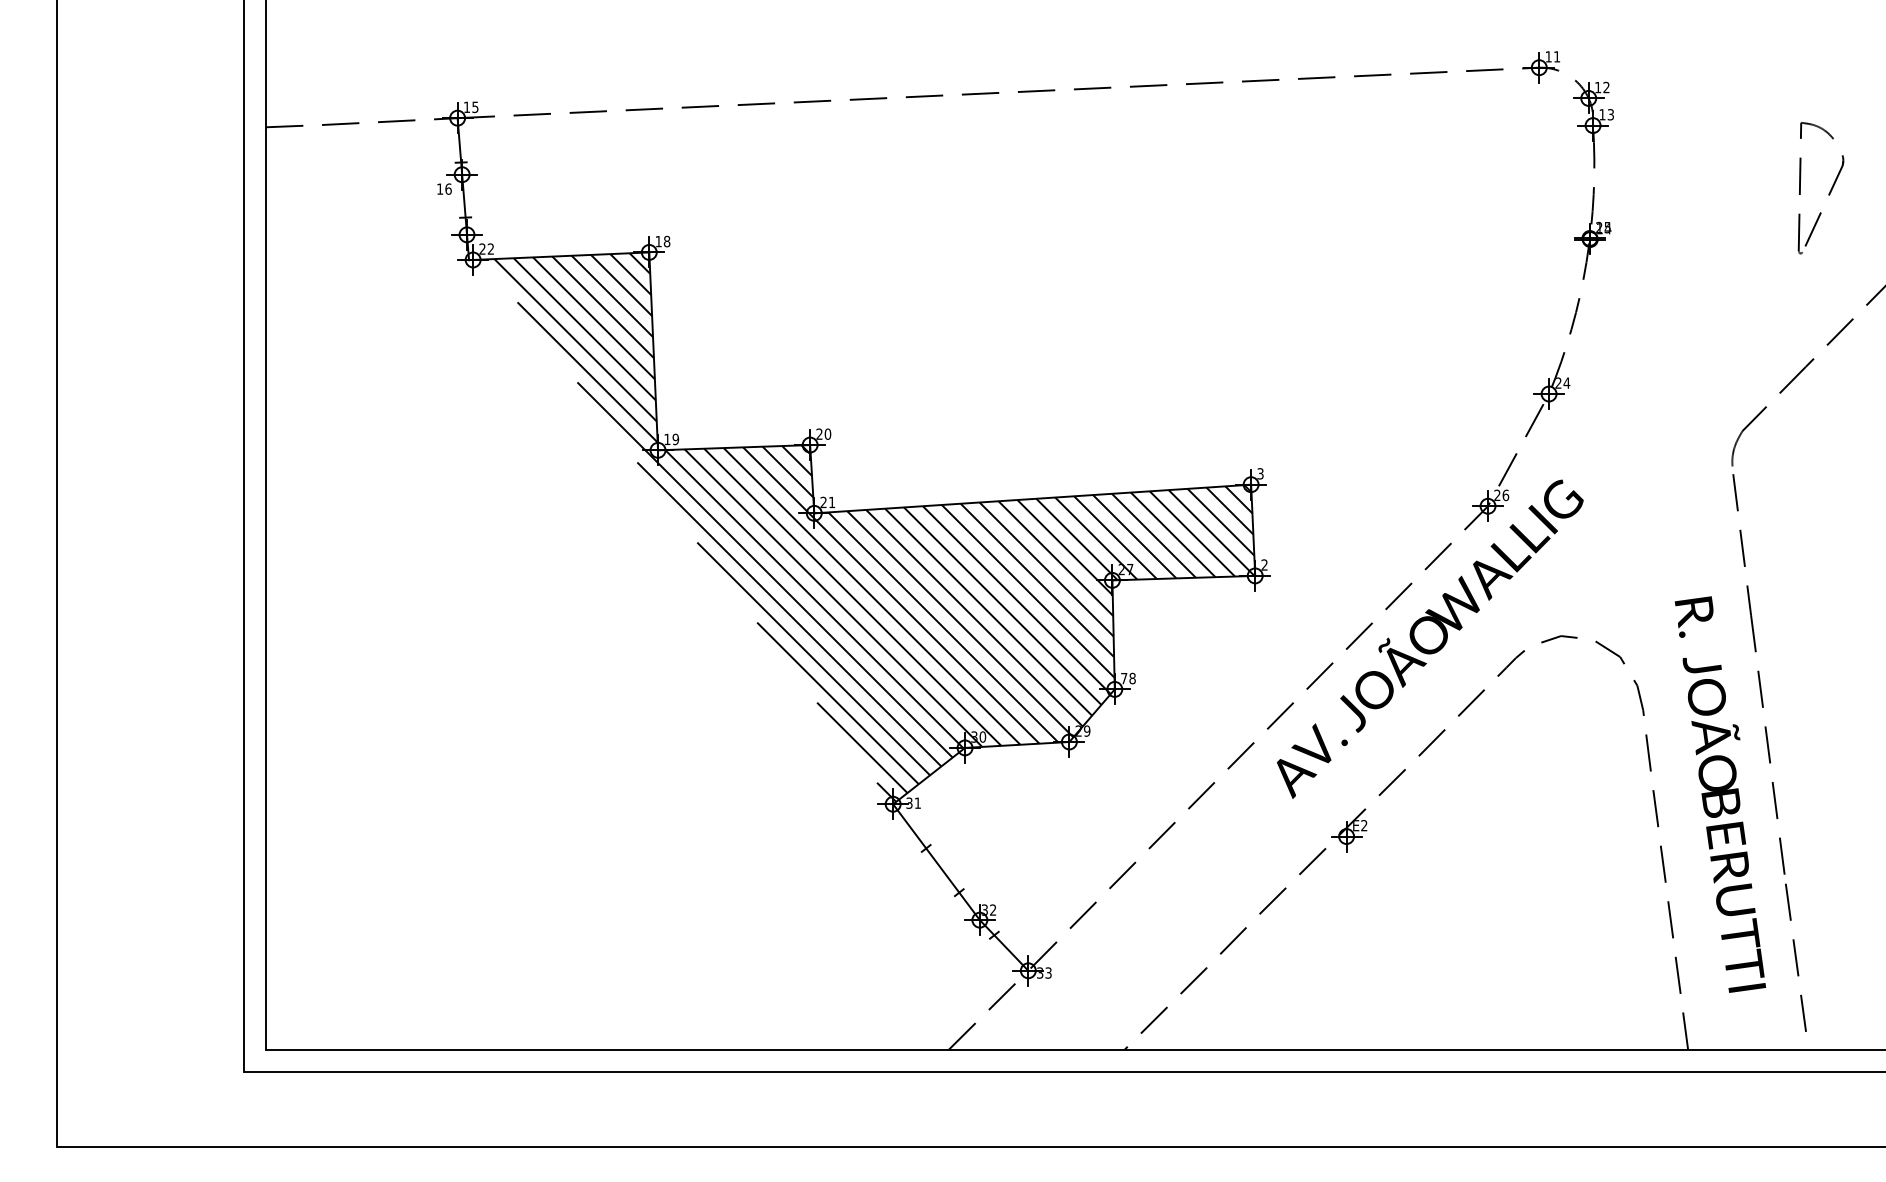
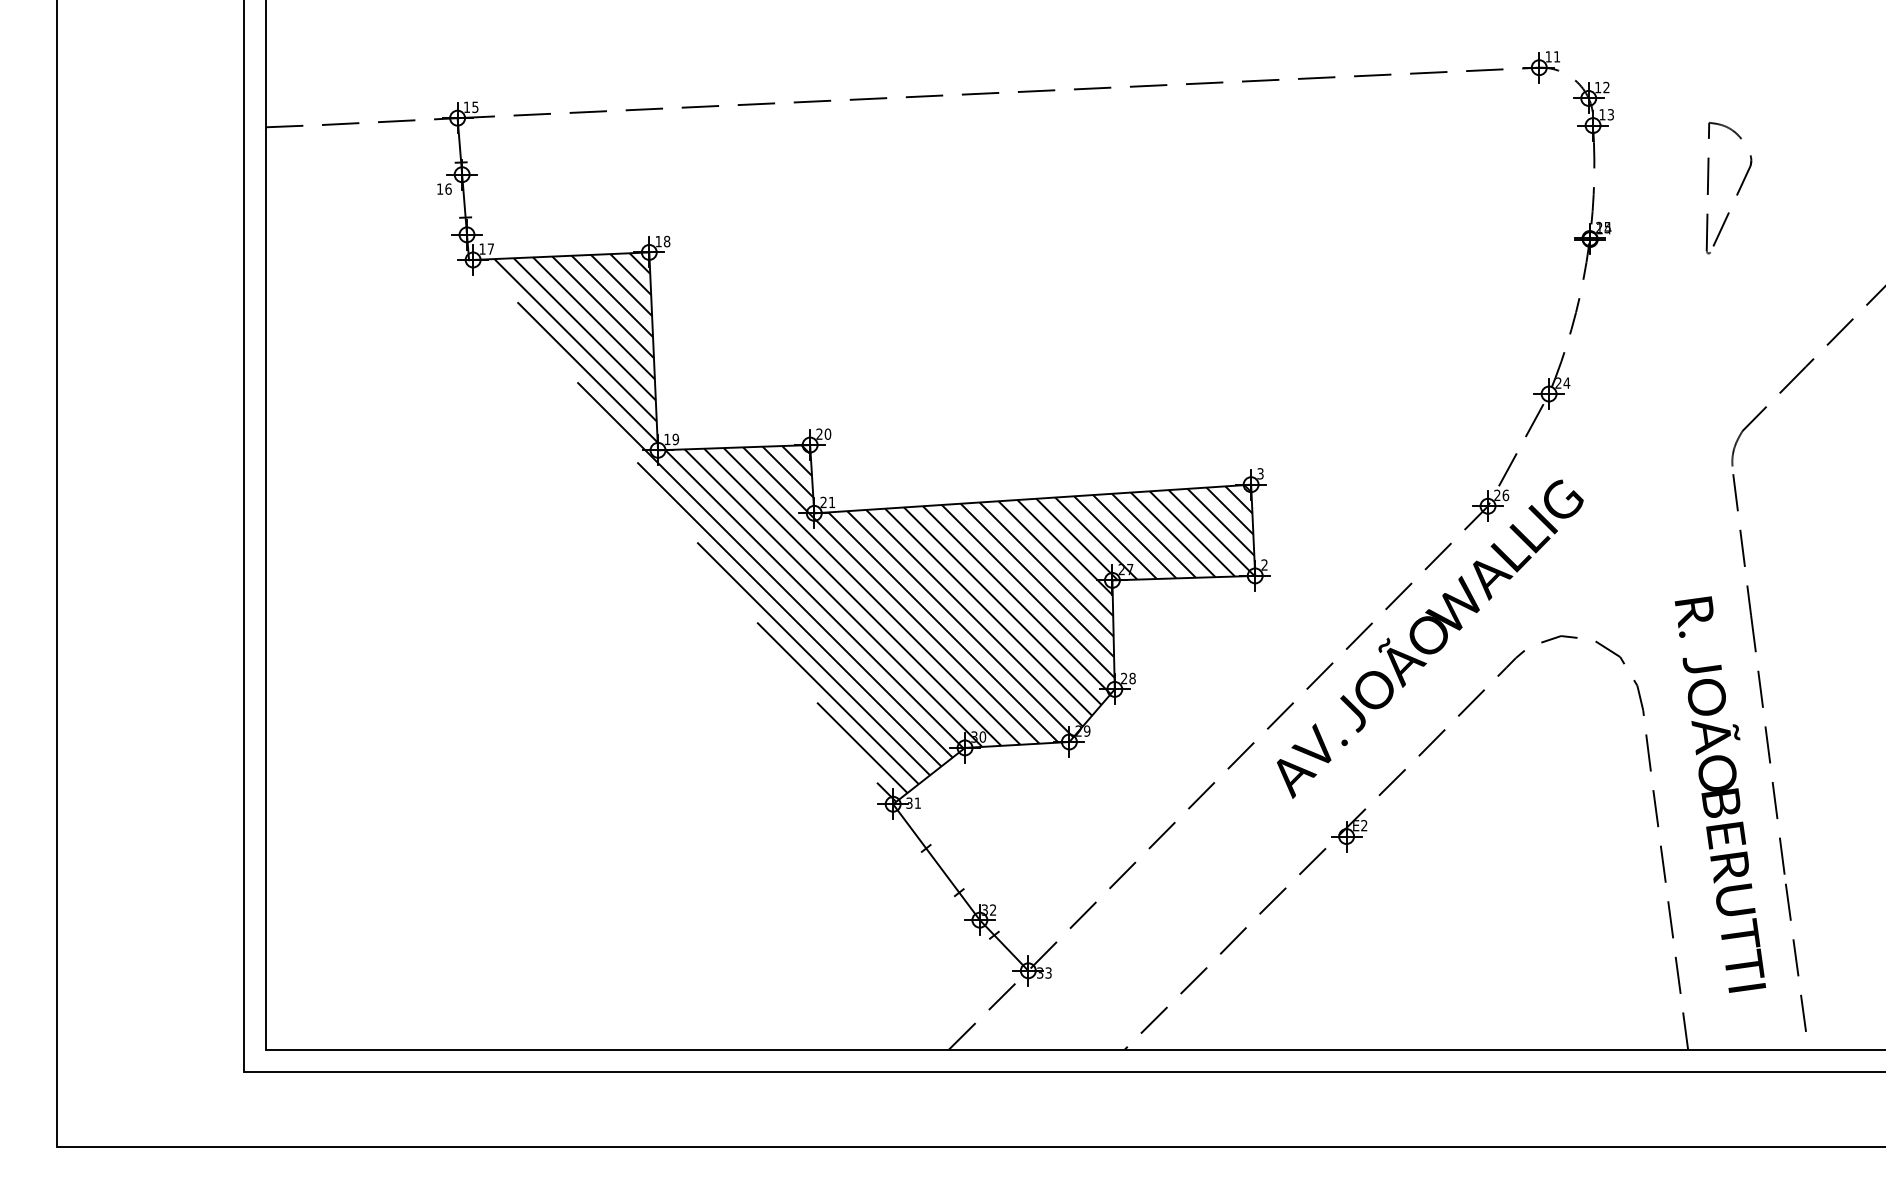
part position: (1828, 193) -> (1736, 193) (1736, 193)
text: 22 -> 17 (486, 248)
text: 78 -> 28 (1124, 678)
